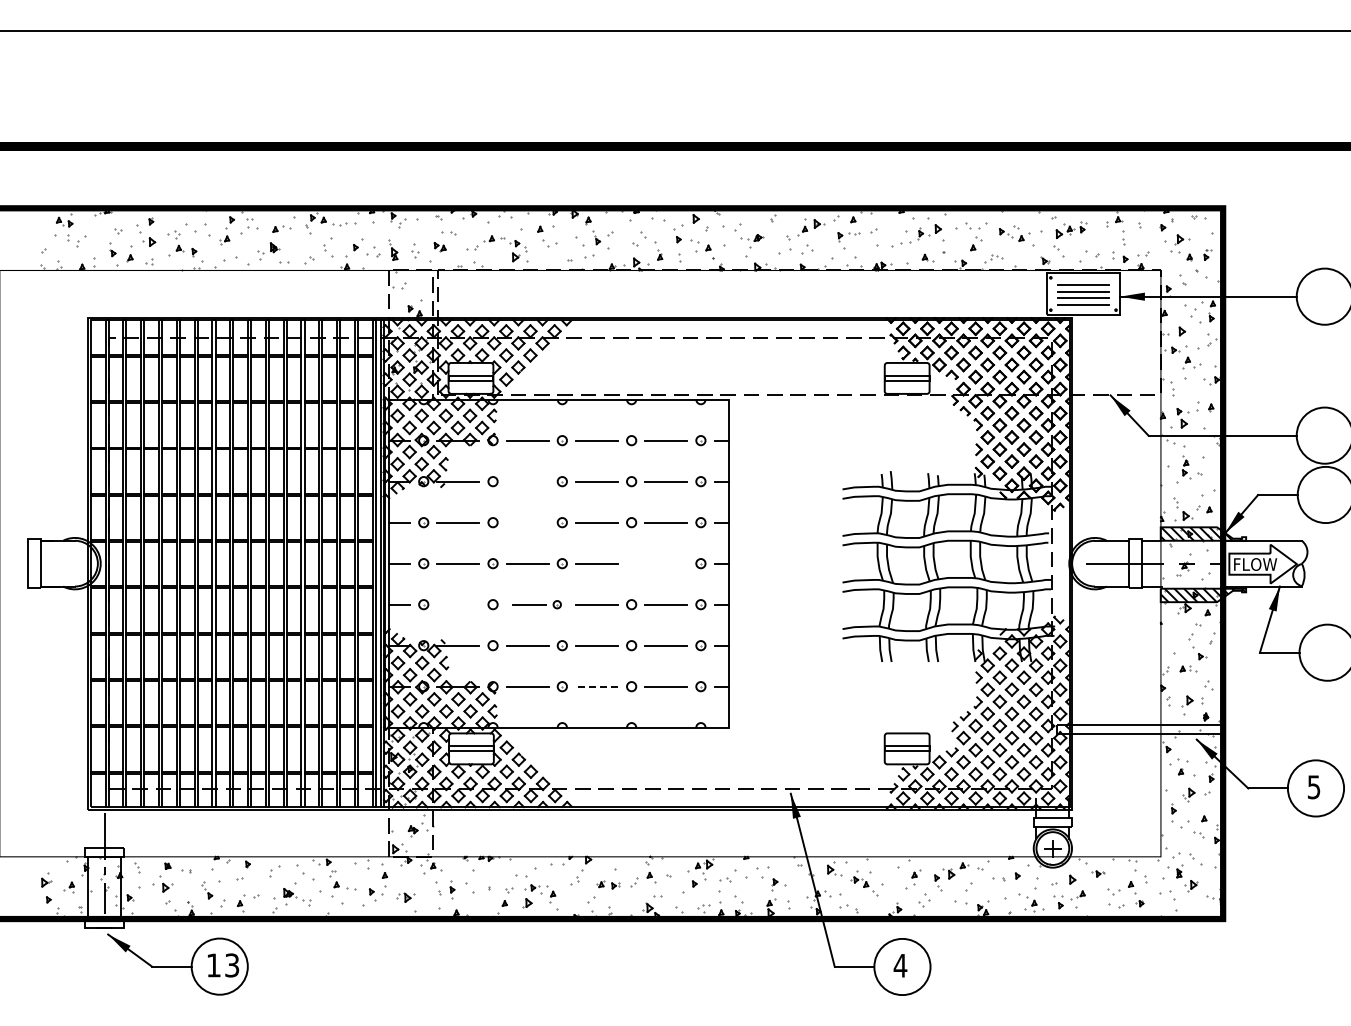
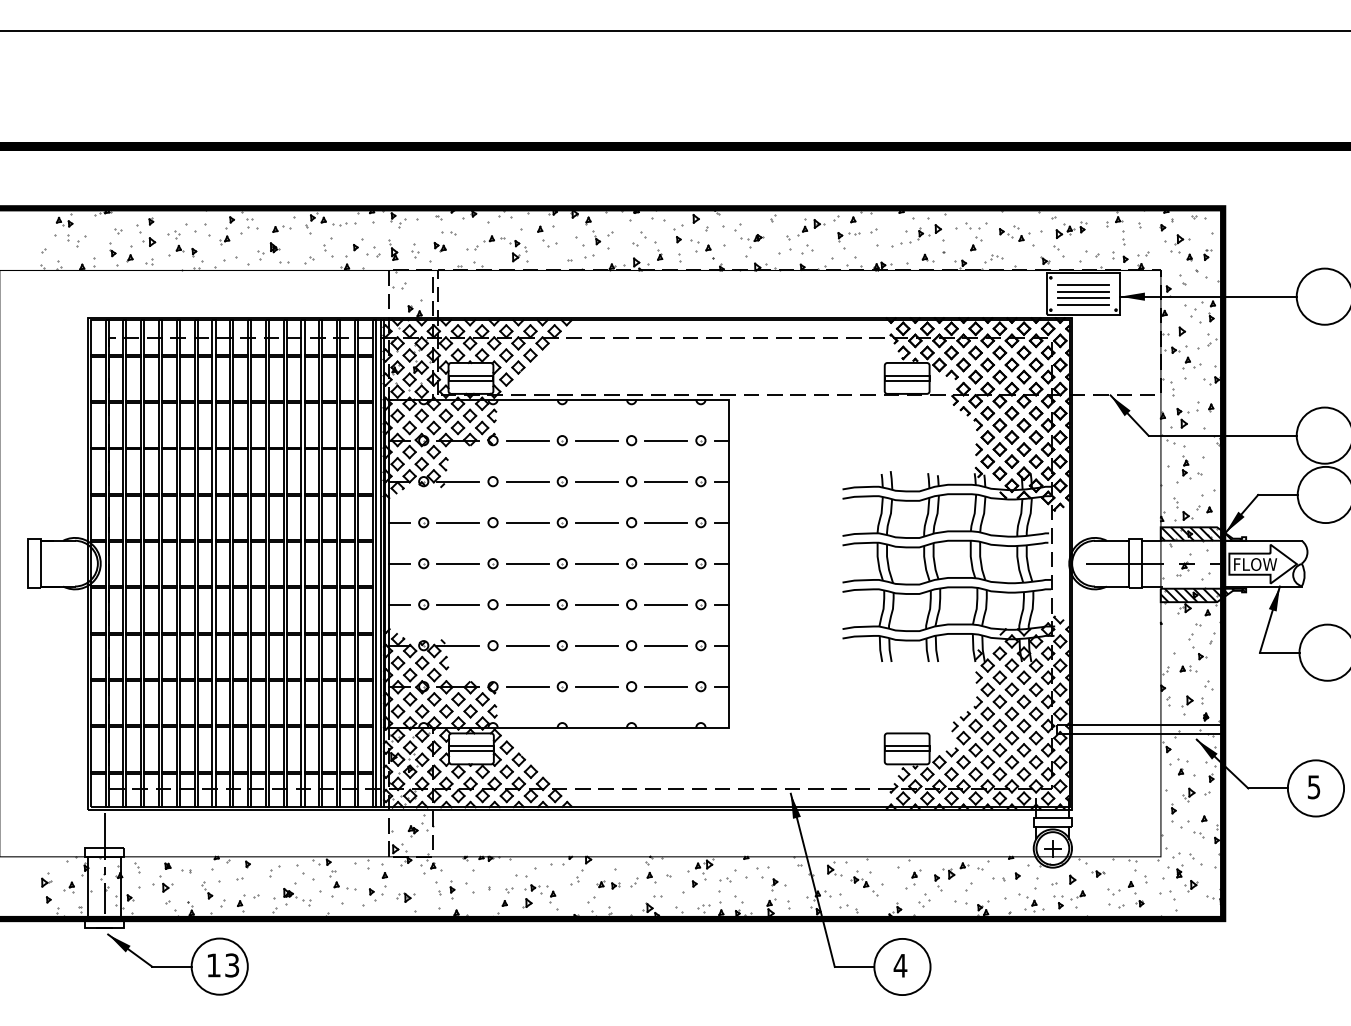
line: none -> present (527, 481)
line: none -> present (527, 522)
part: none -> present (656, 563)
line: none -> present (458, 604)
part size: 50x10 px -> 62x12 px (536, 604)
line: dashed -> solid (596, 686)
